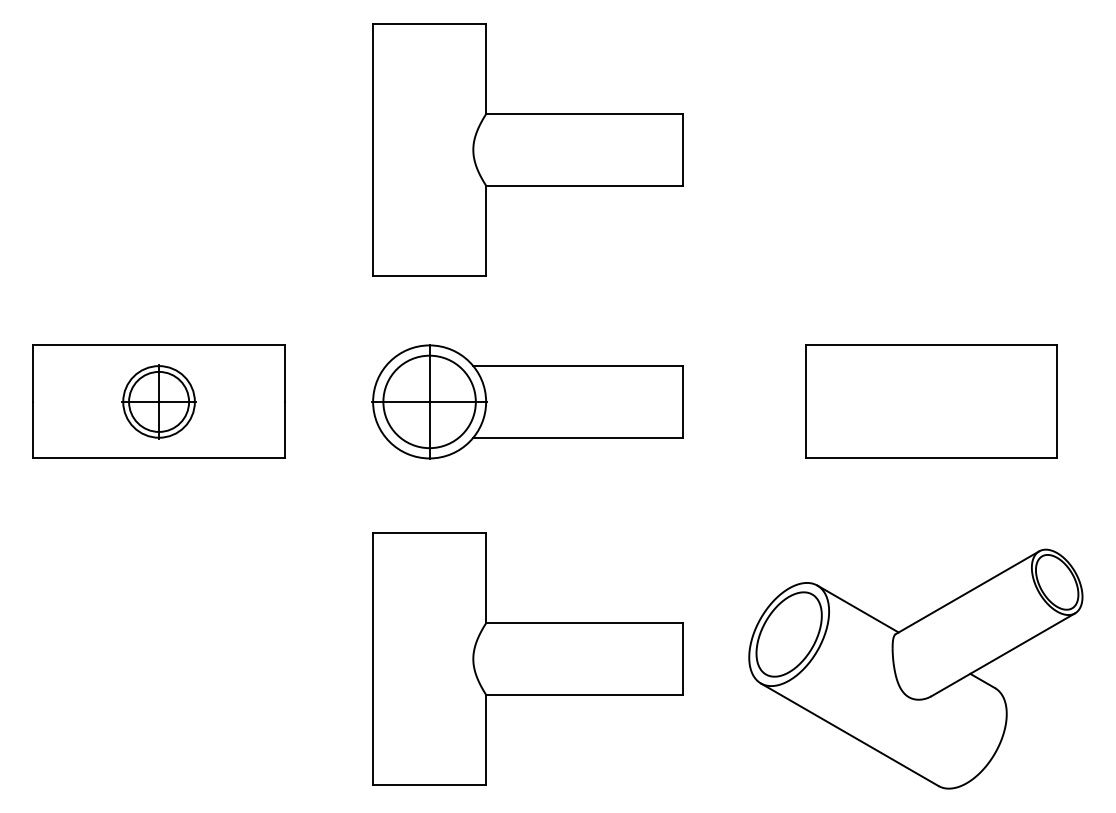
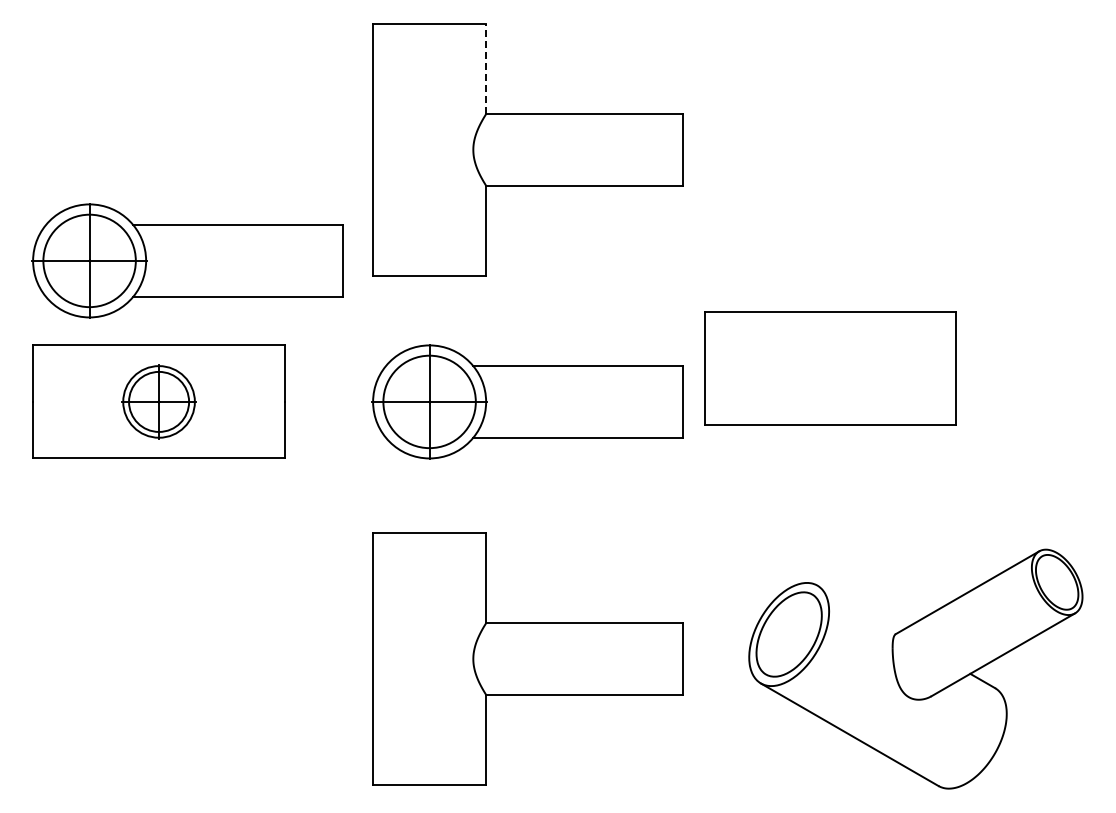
line: solid -> dashed (486, 69)
part: none -> present (187, 260)
part position: (931, 401) -> (830, 368) (830, 368)
line: present -> none (857, 608)
